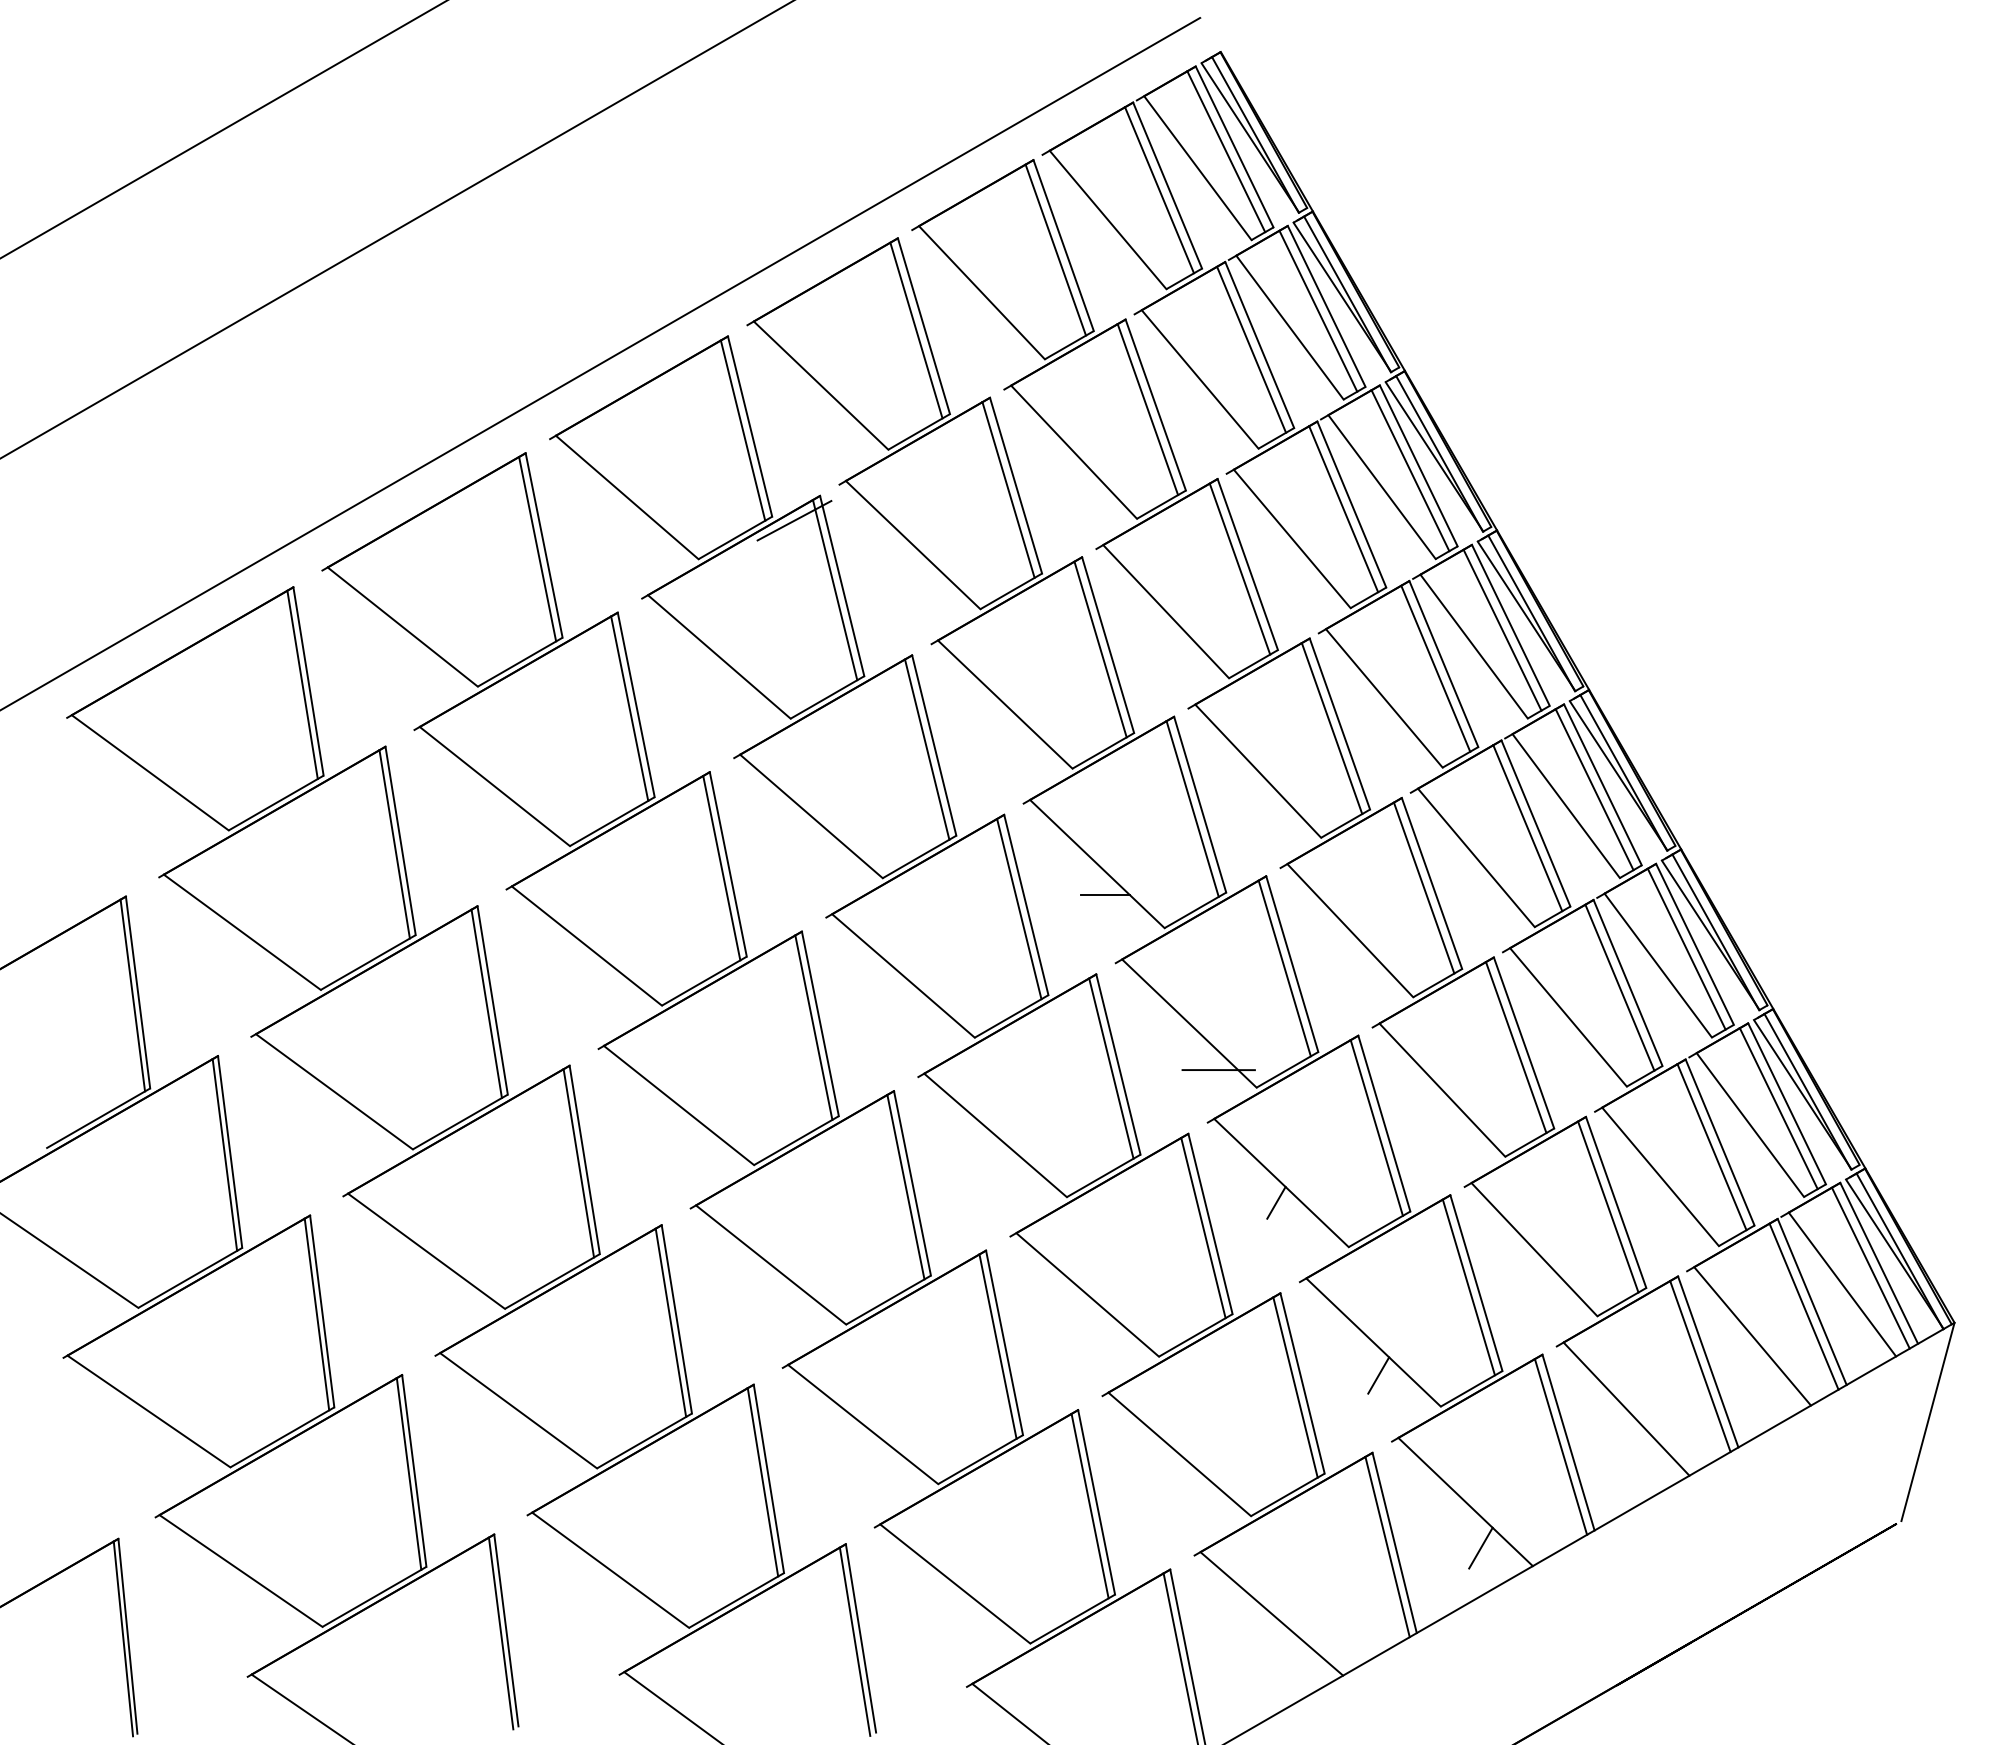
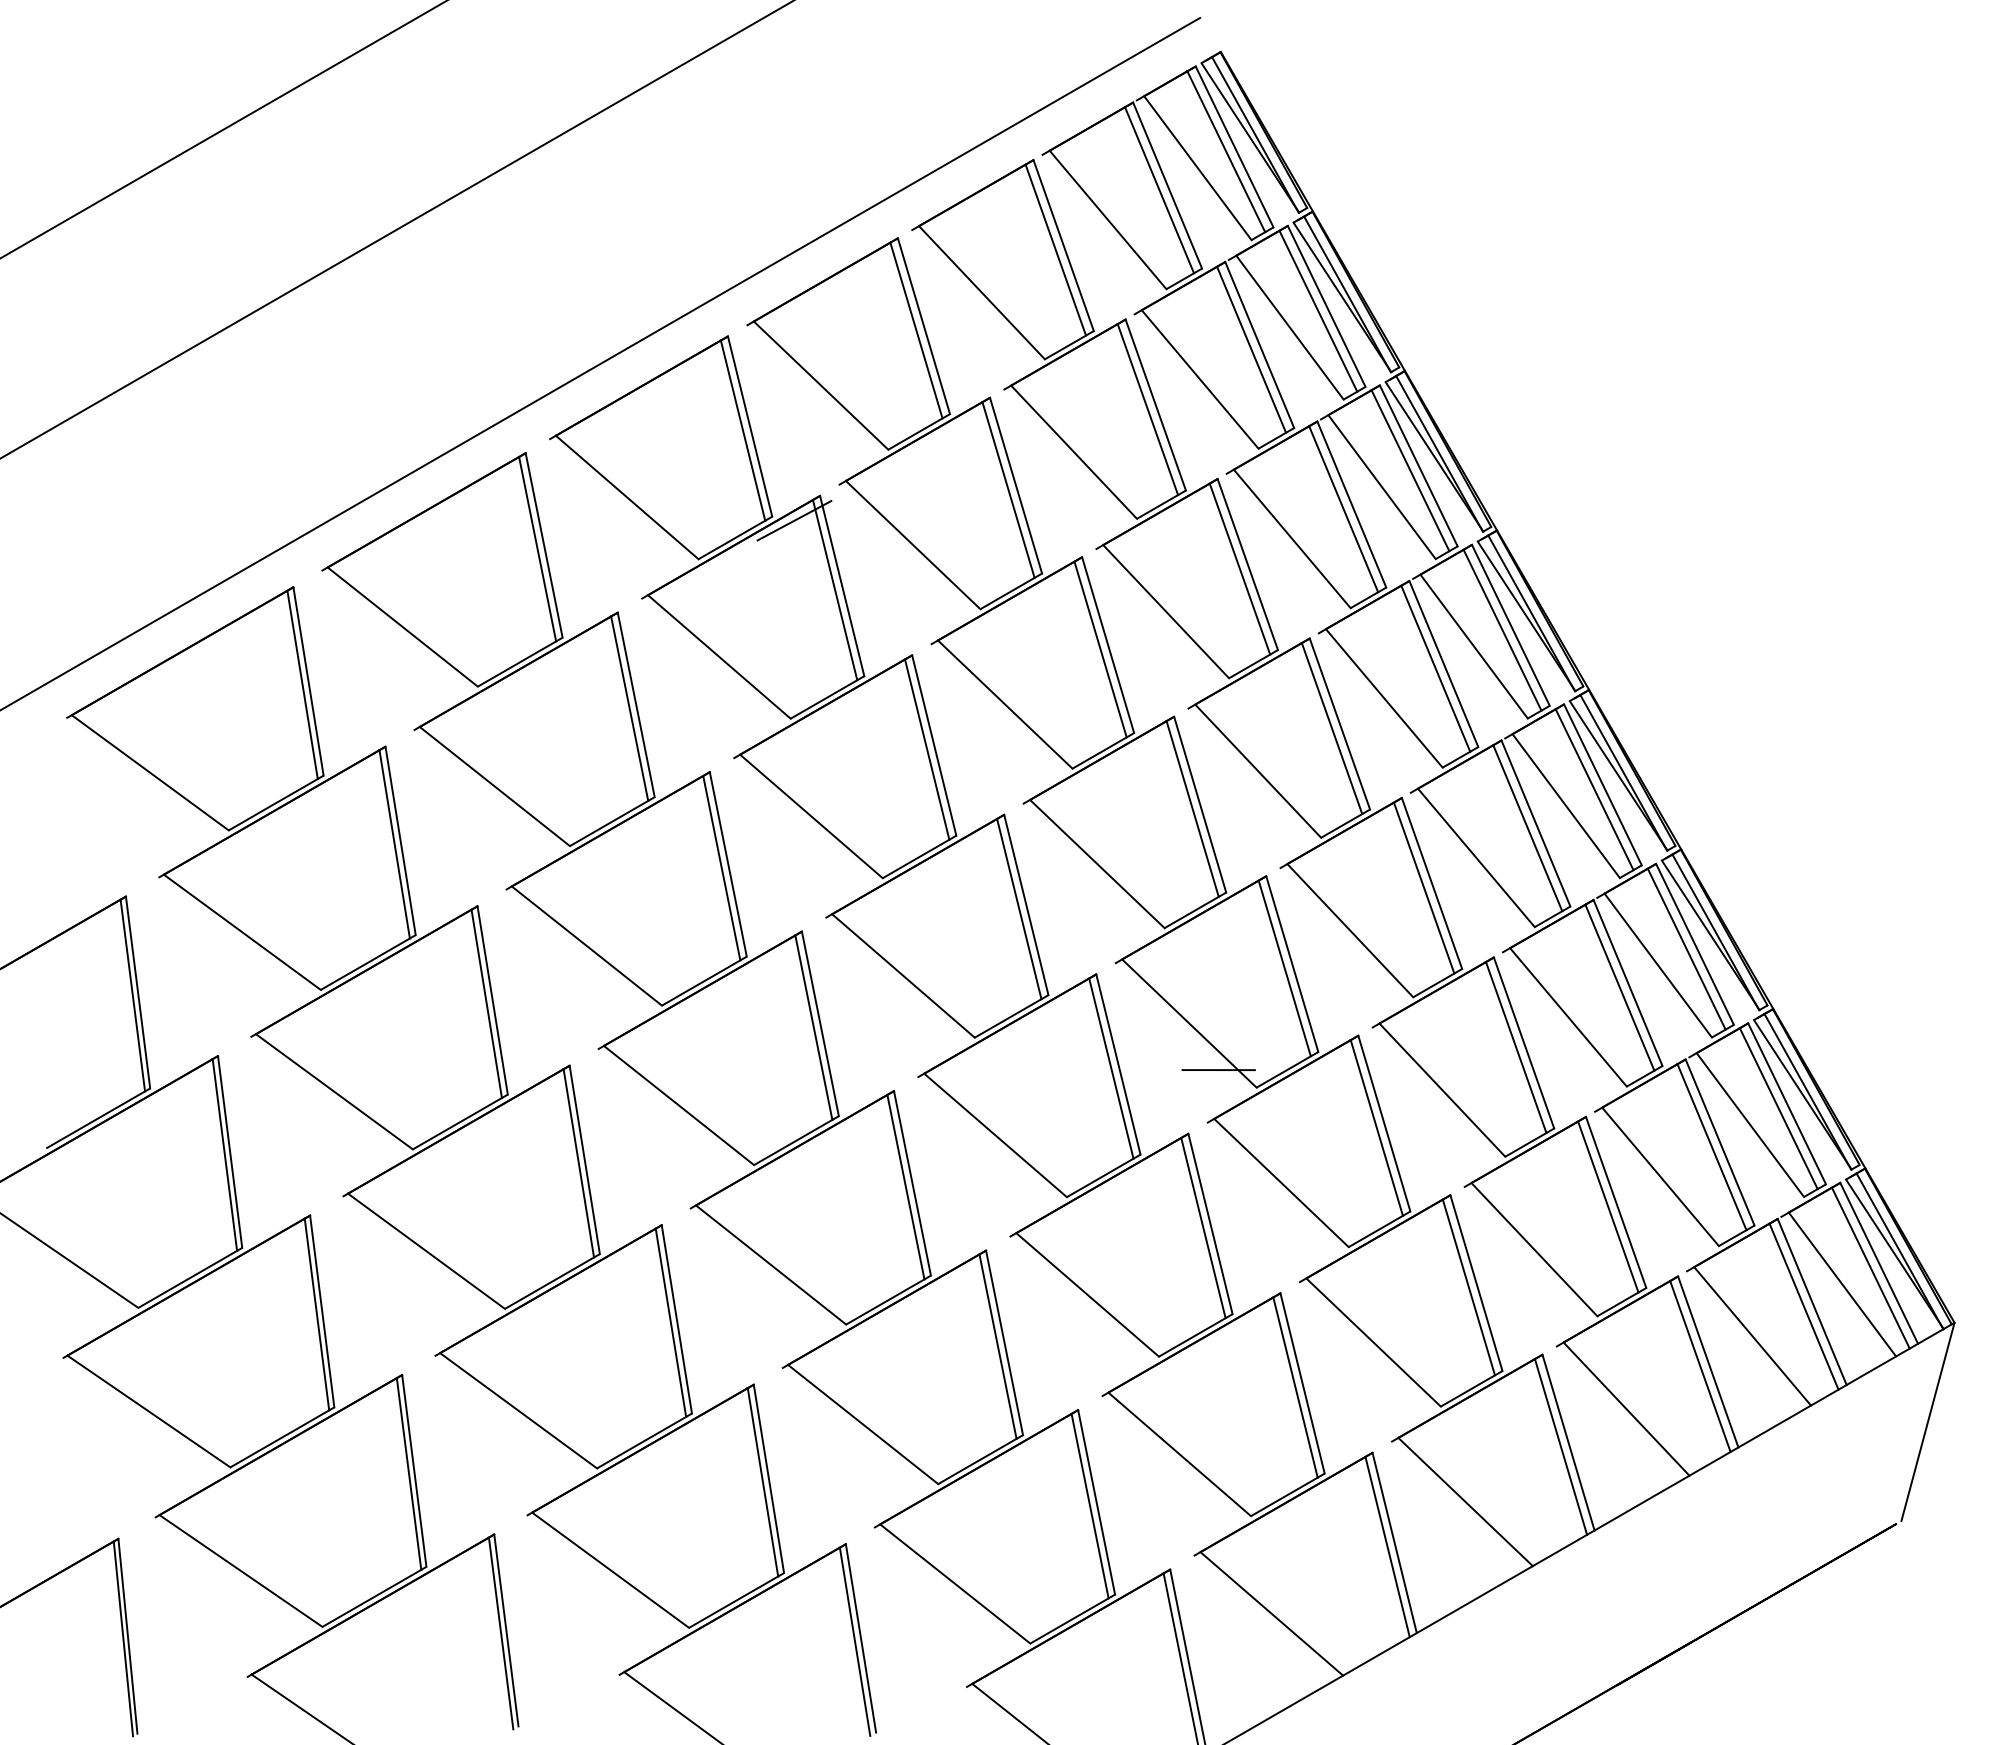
line: present -> none (1105, 895)
line: present -> none (1276, 1202)
line: present -> none (1378, 1375)
line: present -> none (1480, 1547)
